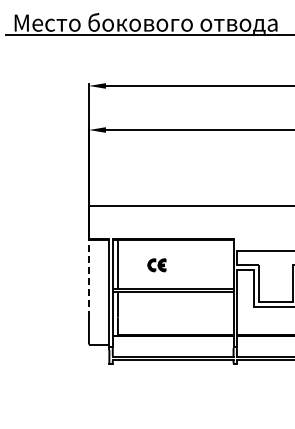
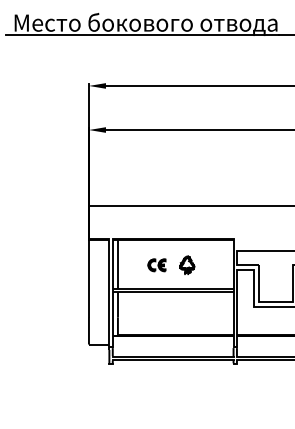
part: none -> present (187, 264)
line: dashed -> solid (88, 279)
